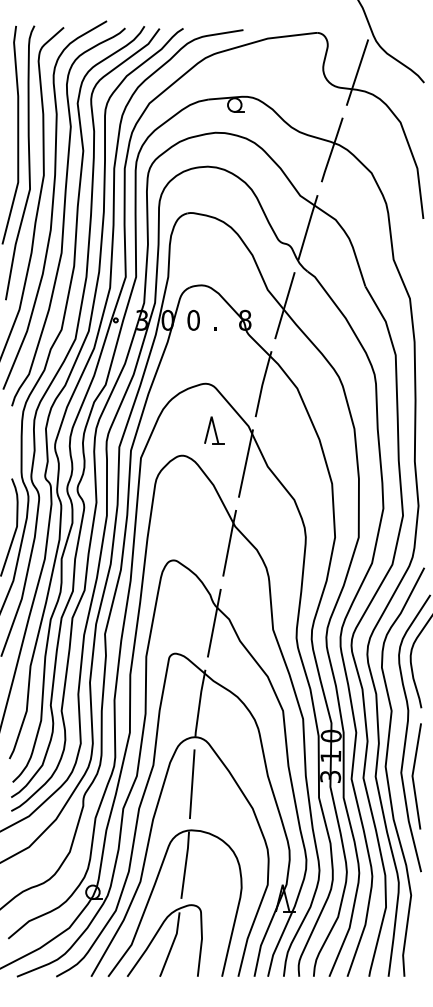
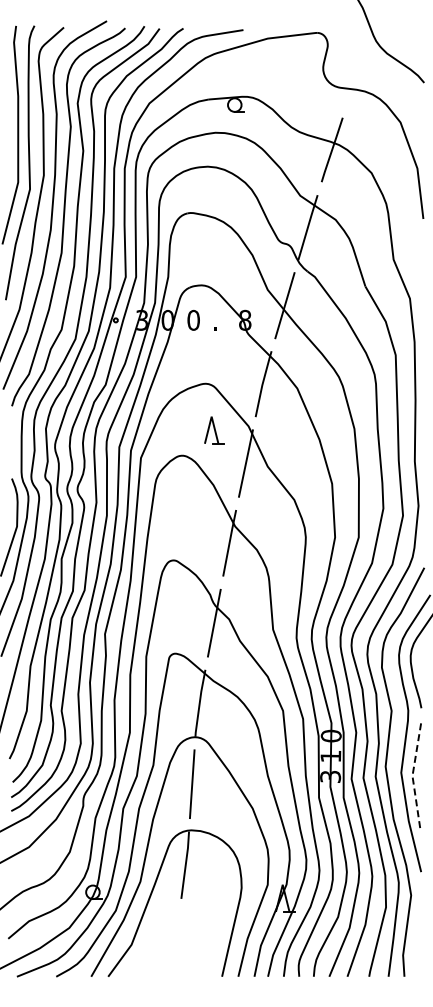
line: present -> none (357, 72)
line: solid -> dashed (412, 776)
part: present -> none (172, 941)
